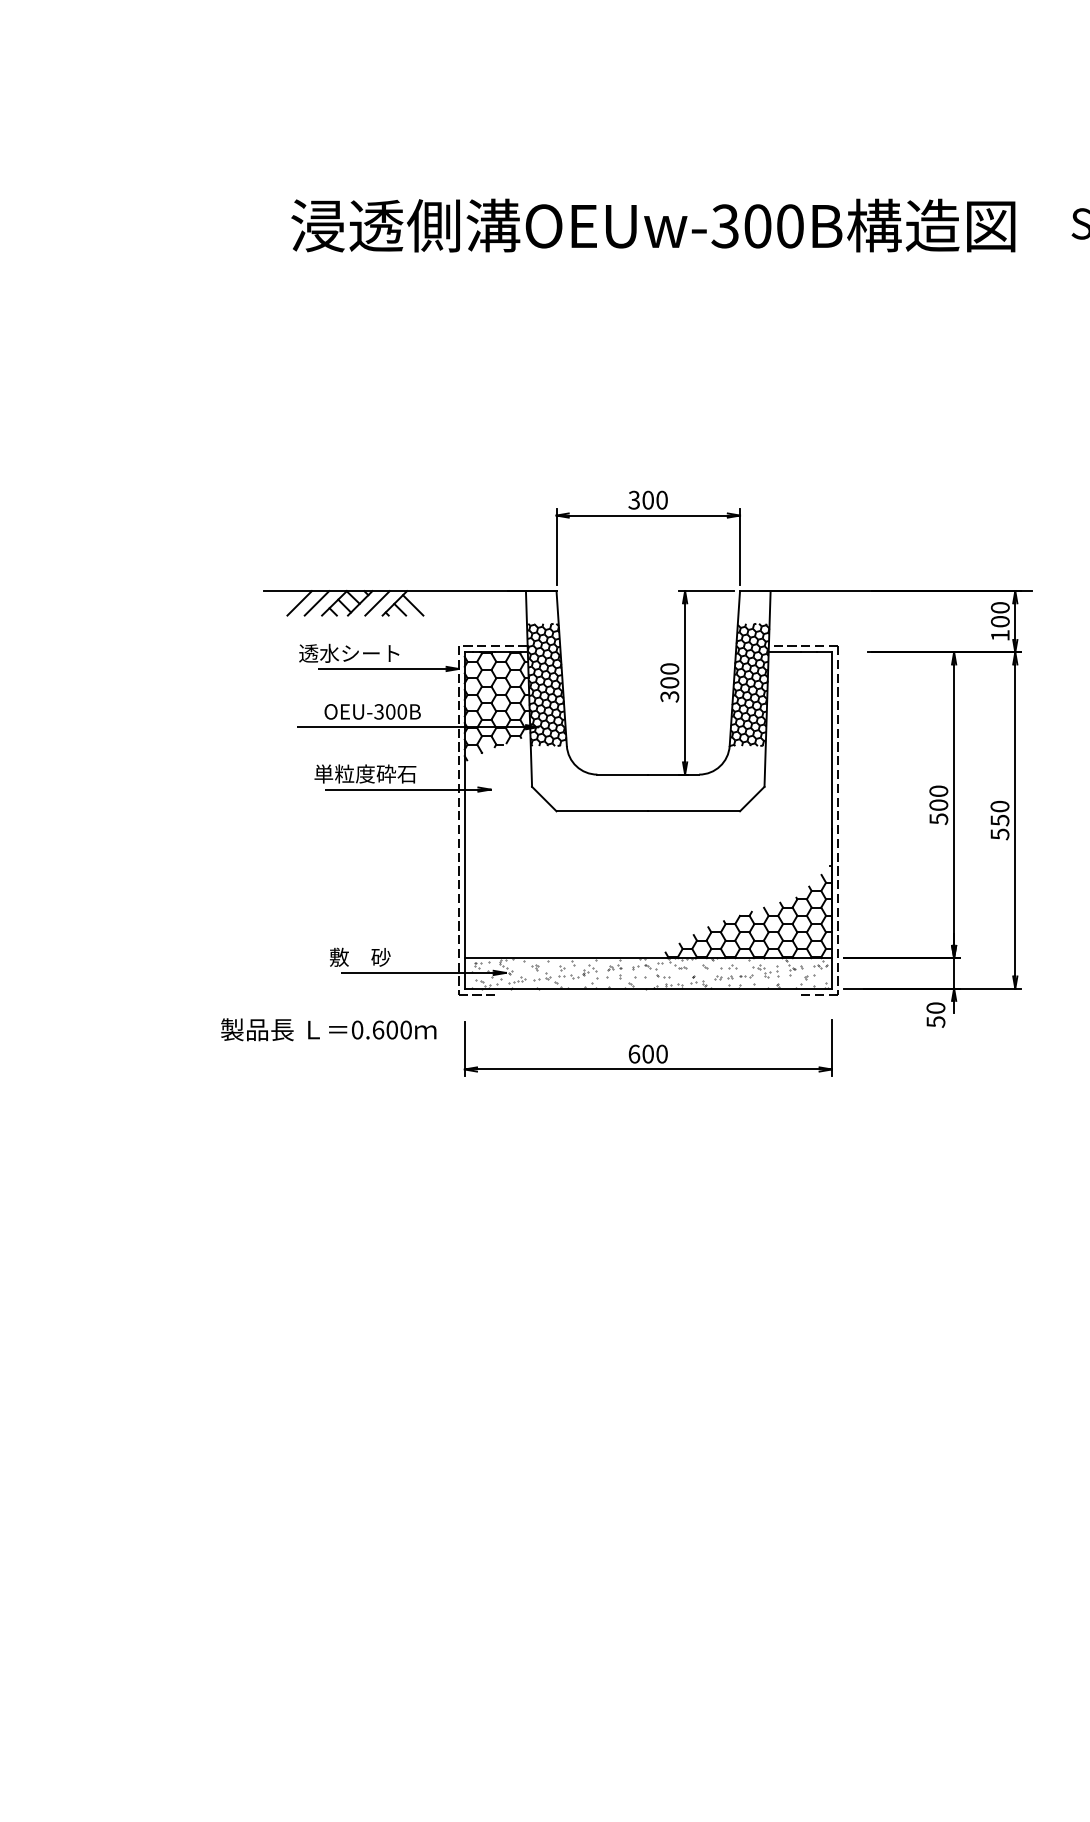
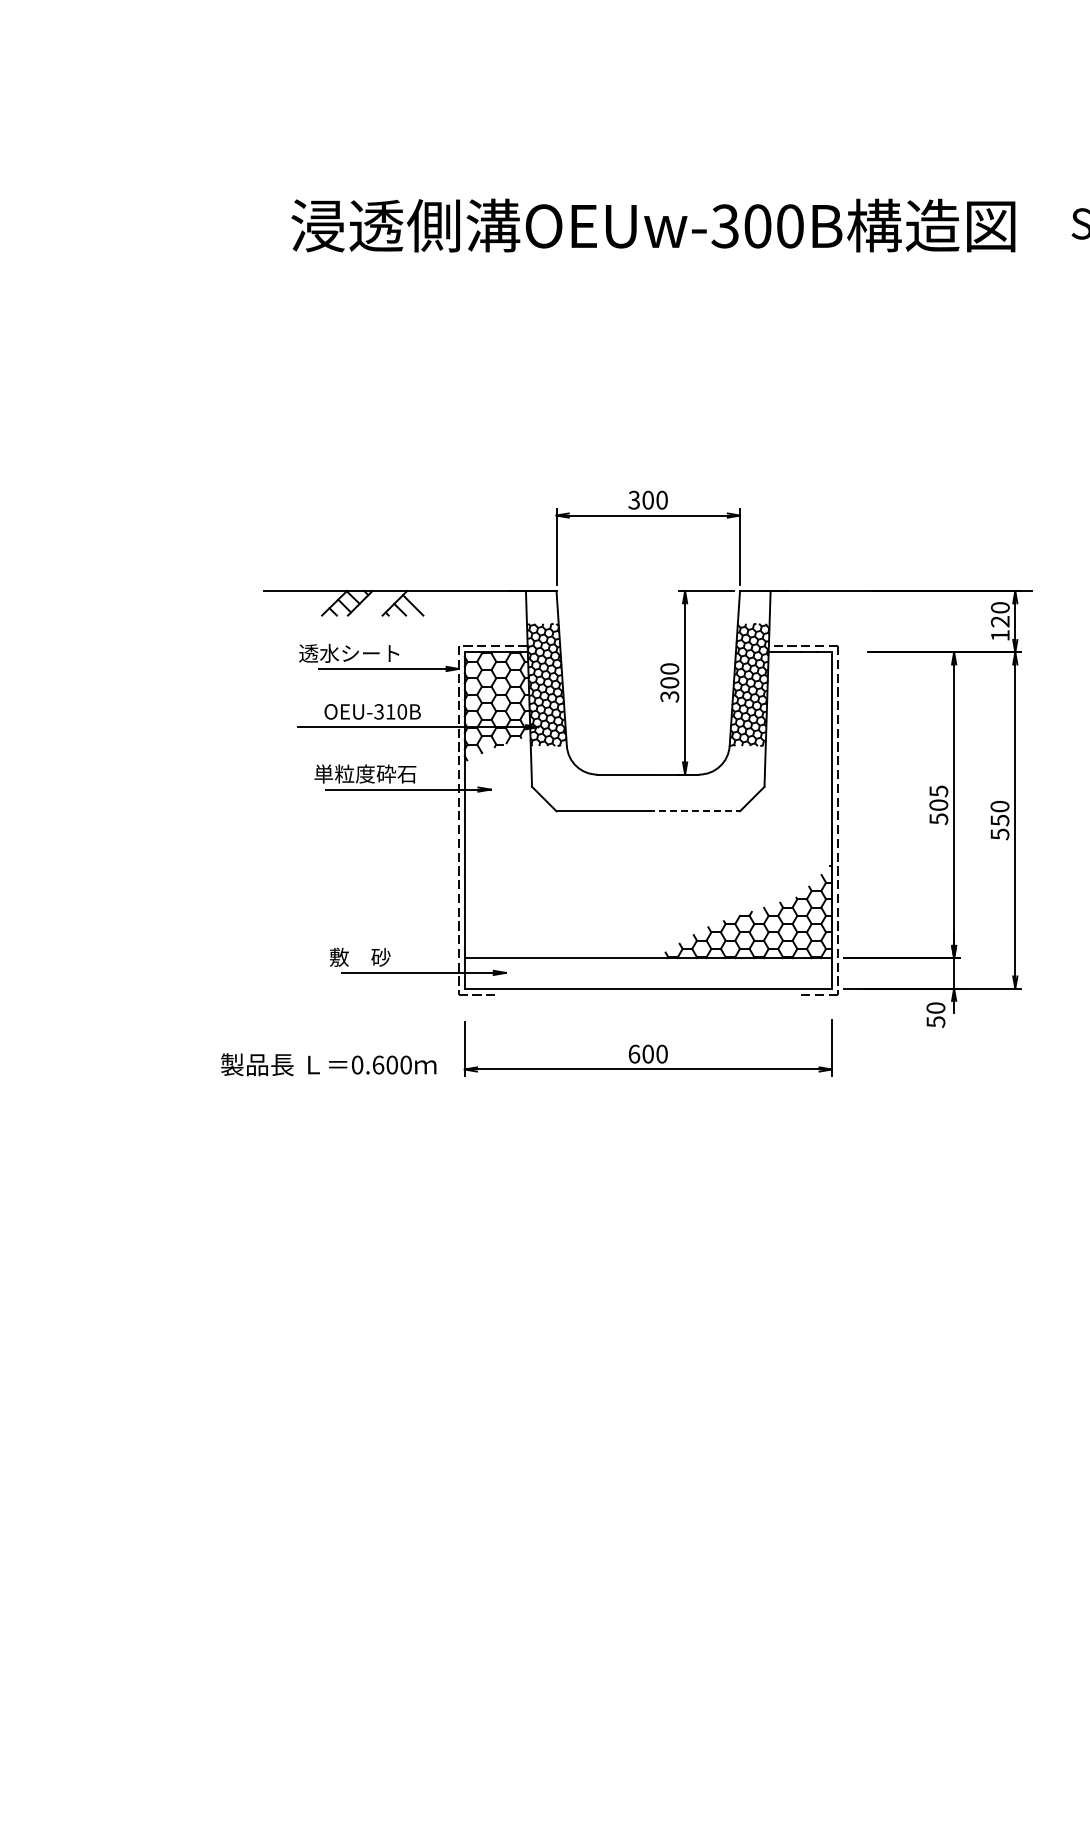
line: present -> none (299, 603)
line: present -> none (316, 603)
line: present -> none (377, 603)
text: 100 -> 120 (1000, 621)
text: OEU-300B -> OEU-310B (390, 711)
text: 500 -> 505 (938, 791)
line: solid -> dashed (694, 811)
hatch: present -> none (649, 973)
text position: (328, 1029) -> (328, 1064) (328, 1064)
